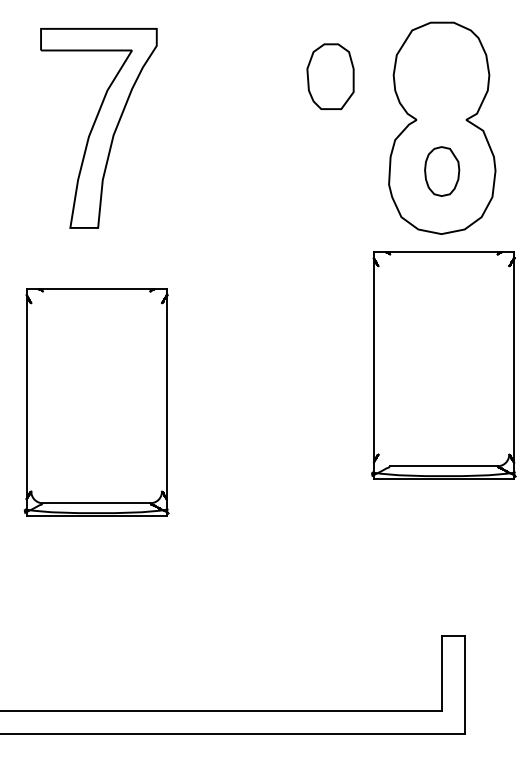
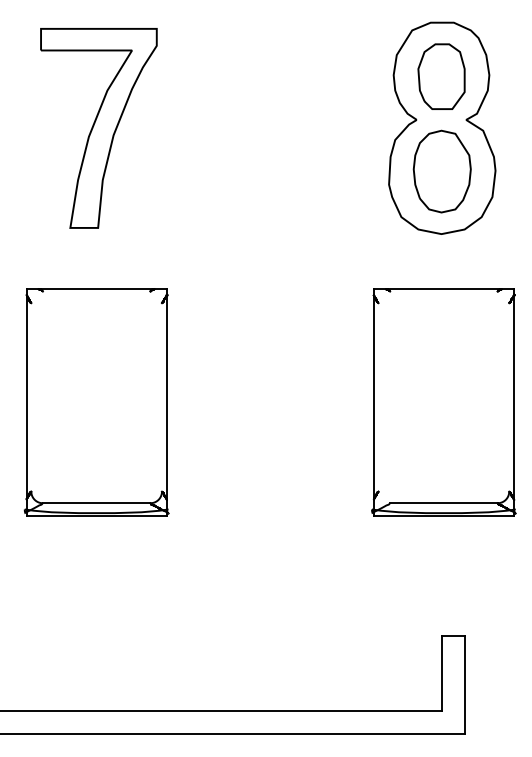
part position: (330, 76) -> (441, 76) (441, 76)
part size: 37x51 px -> 60x85 px (441, 171)
part position: (443, 365) -> (443, 402) (443, 402)
